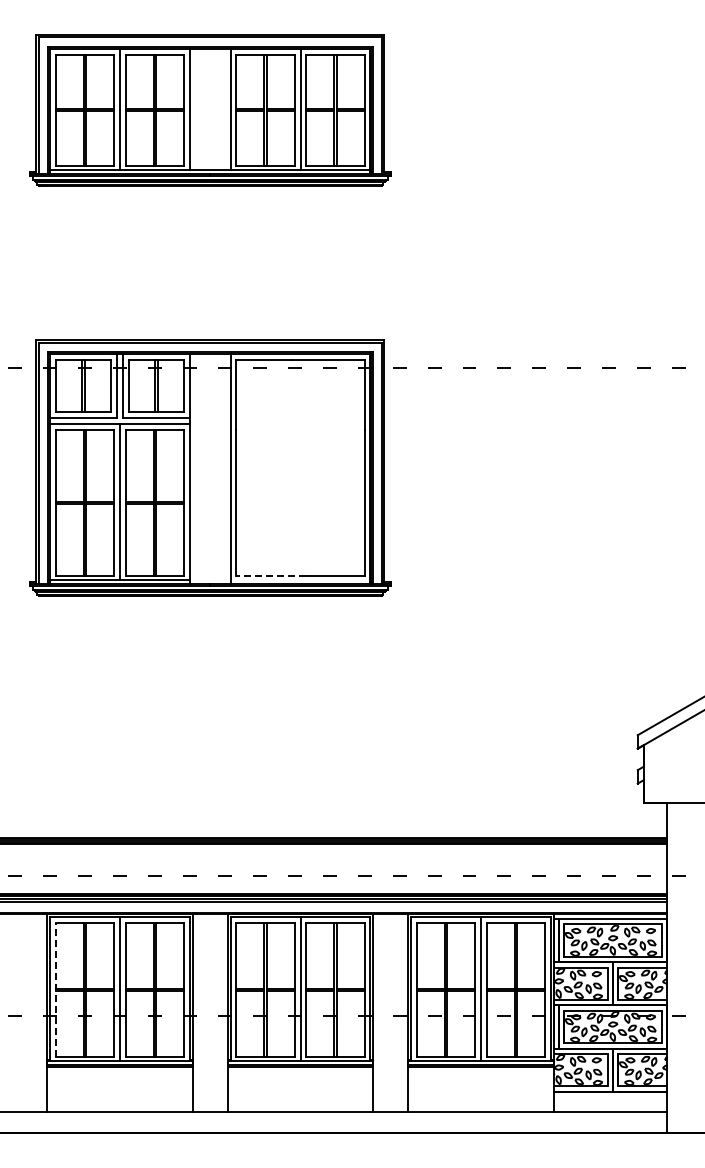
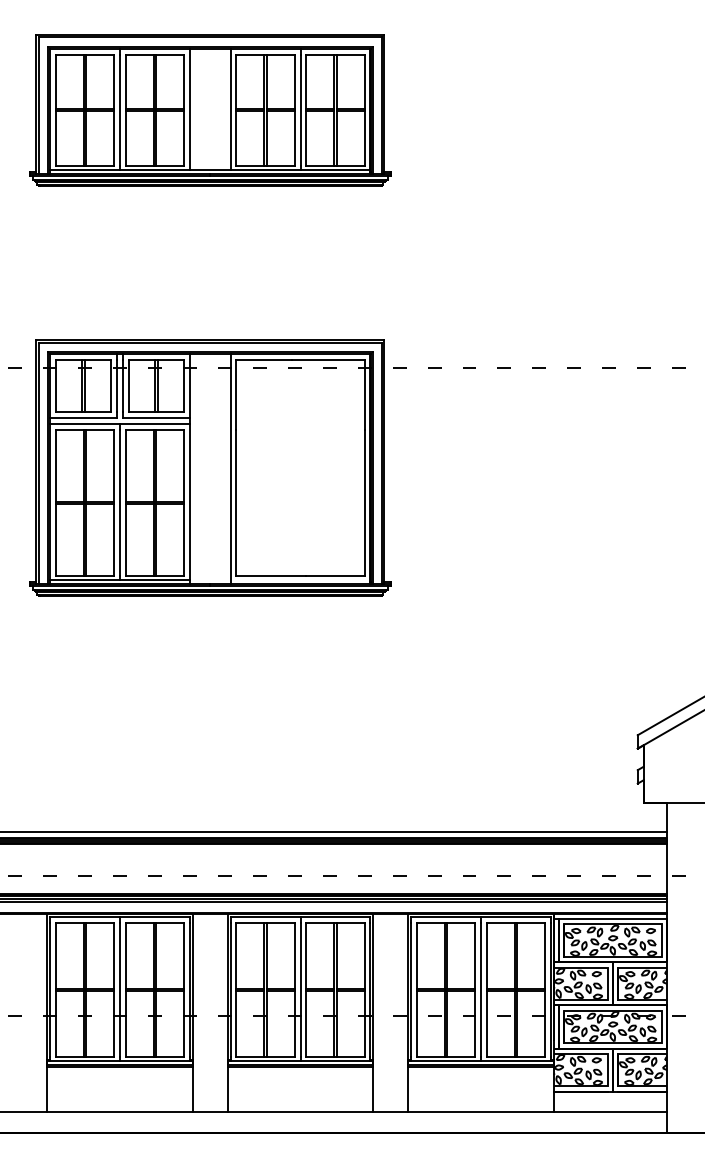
line: dashed -> solid (271, 575)
line: none -> present (334, 832)
line: dashed -> solid (55, 989)
